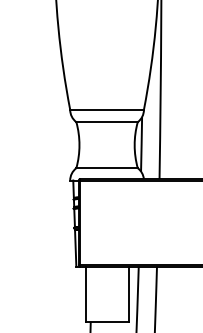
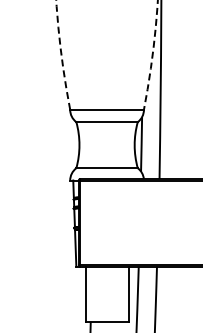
arc: solid -> dashed (61, 54)
arc: solid -> dashed (152, 54)
